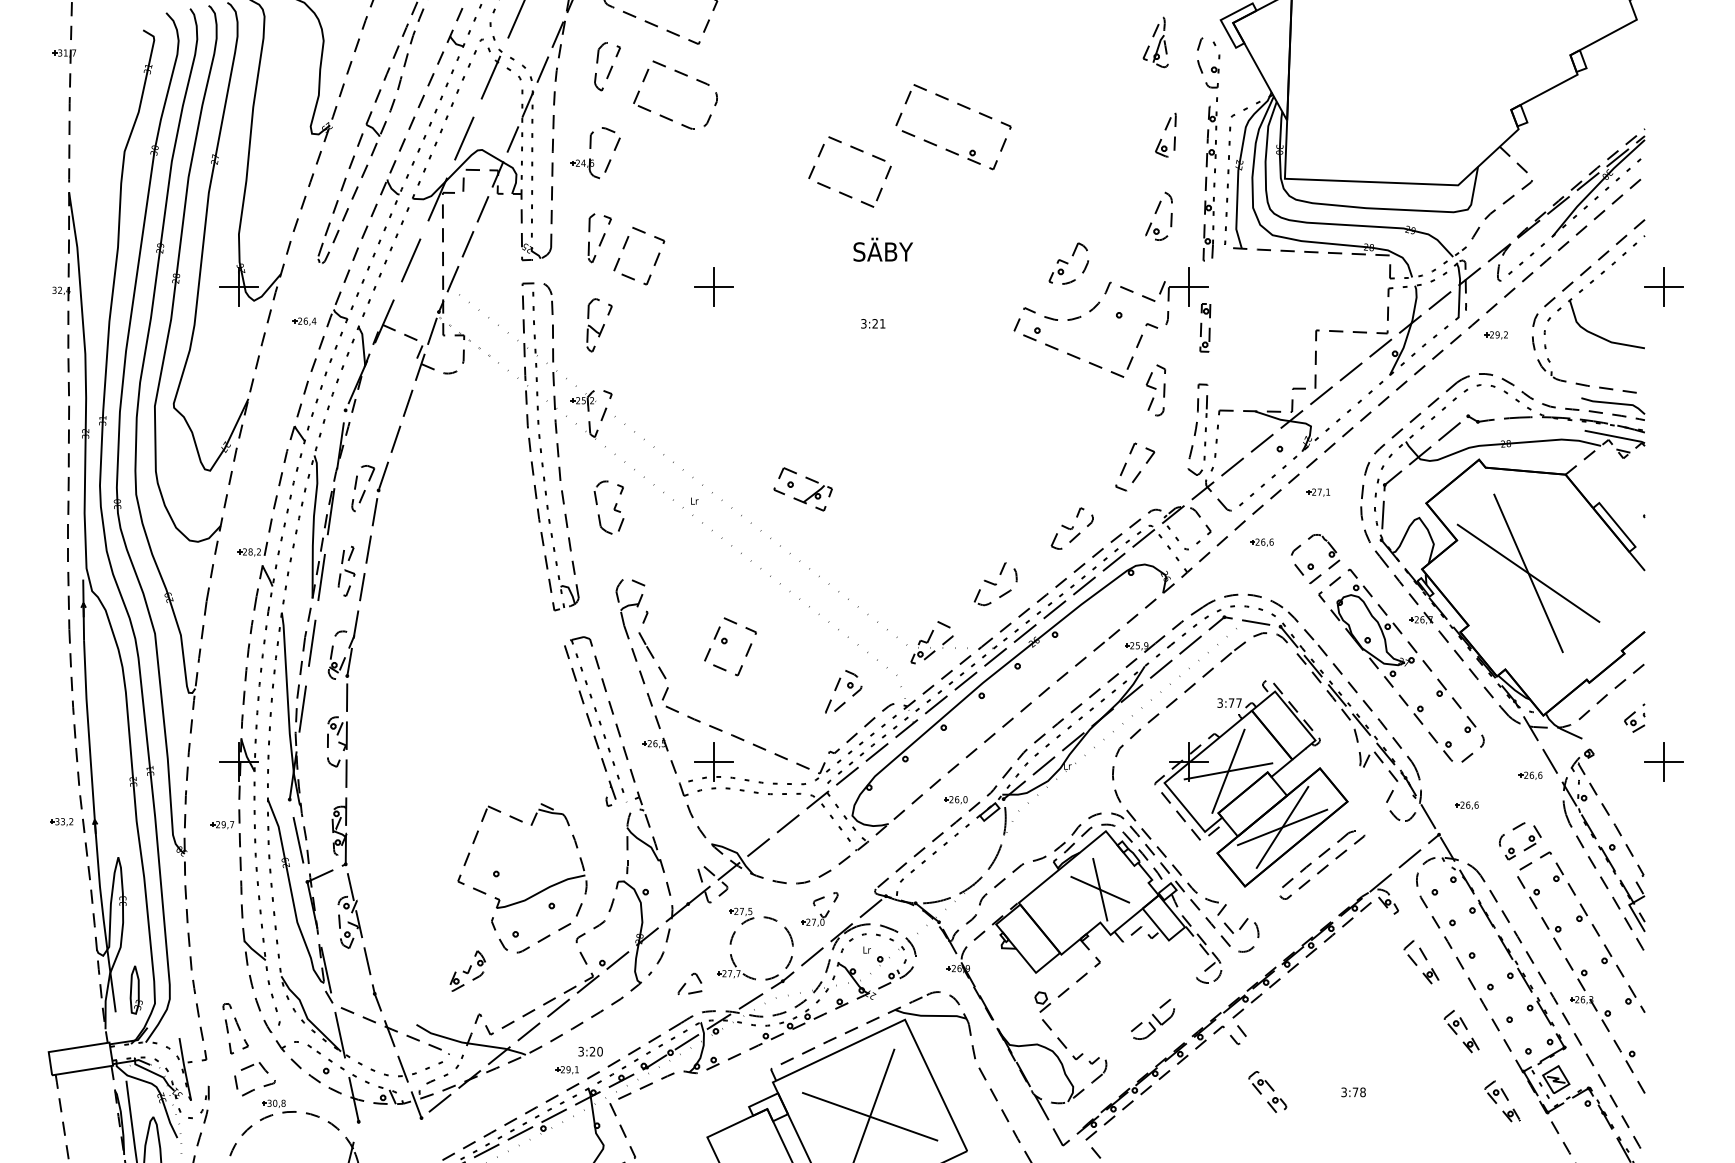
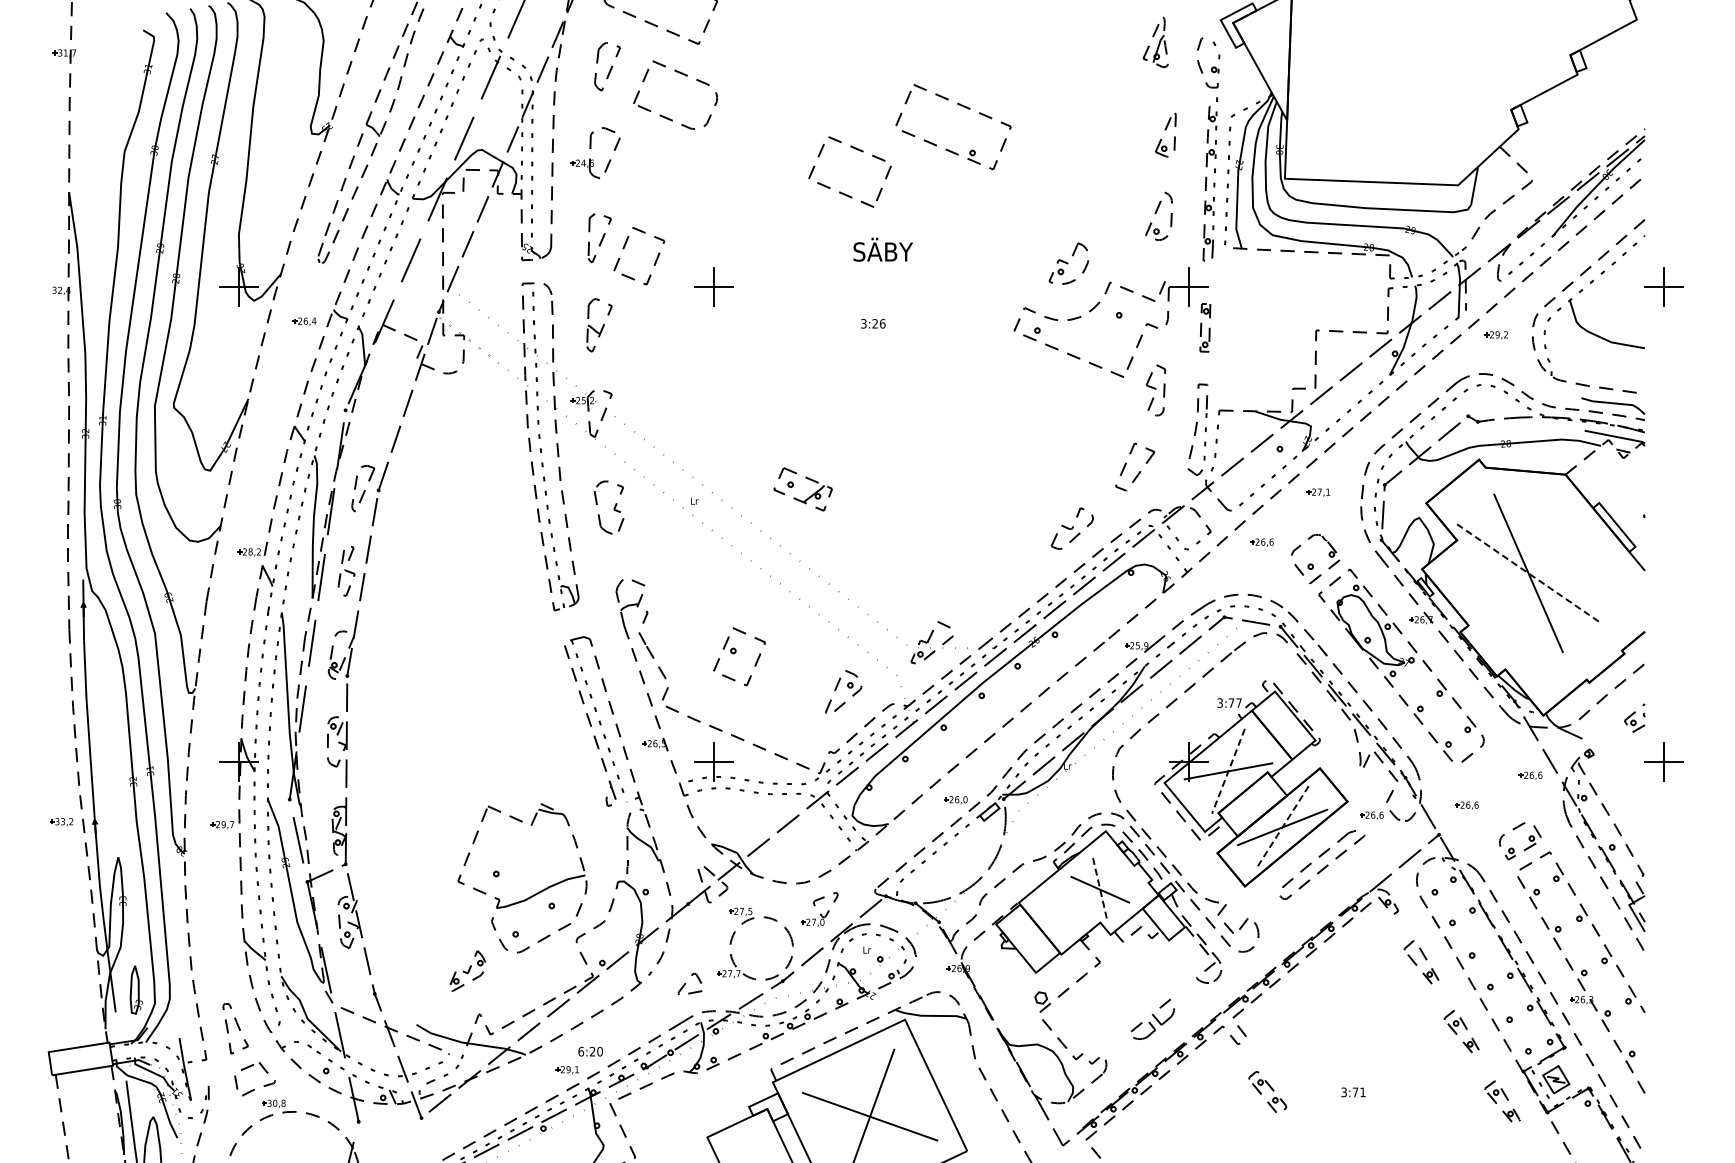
text: 3:21 -> 3:26 (882, 323)
line: solid -> dashed (1528, 573)
part: present -> none (995, 584)
part position: (730, 646) -> (739, 656) (739, 656)
line: solid -> dashed (1228, 771)
part: none -> present (1371, 815)
line: solid -> dashed (1282, 827)
line: solid -> dashed (1100, 890)
text: 3:20 -> 6:20 (581, 1051)
text: 3:78 -> 3:71 (1362, 1092)
